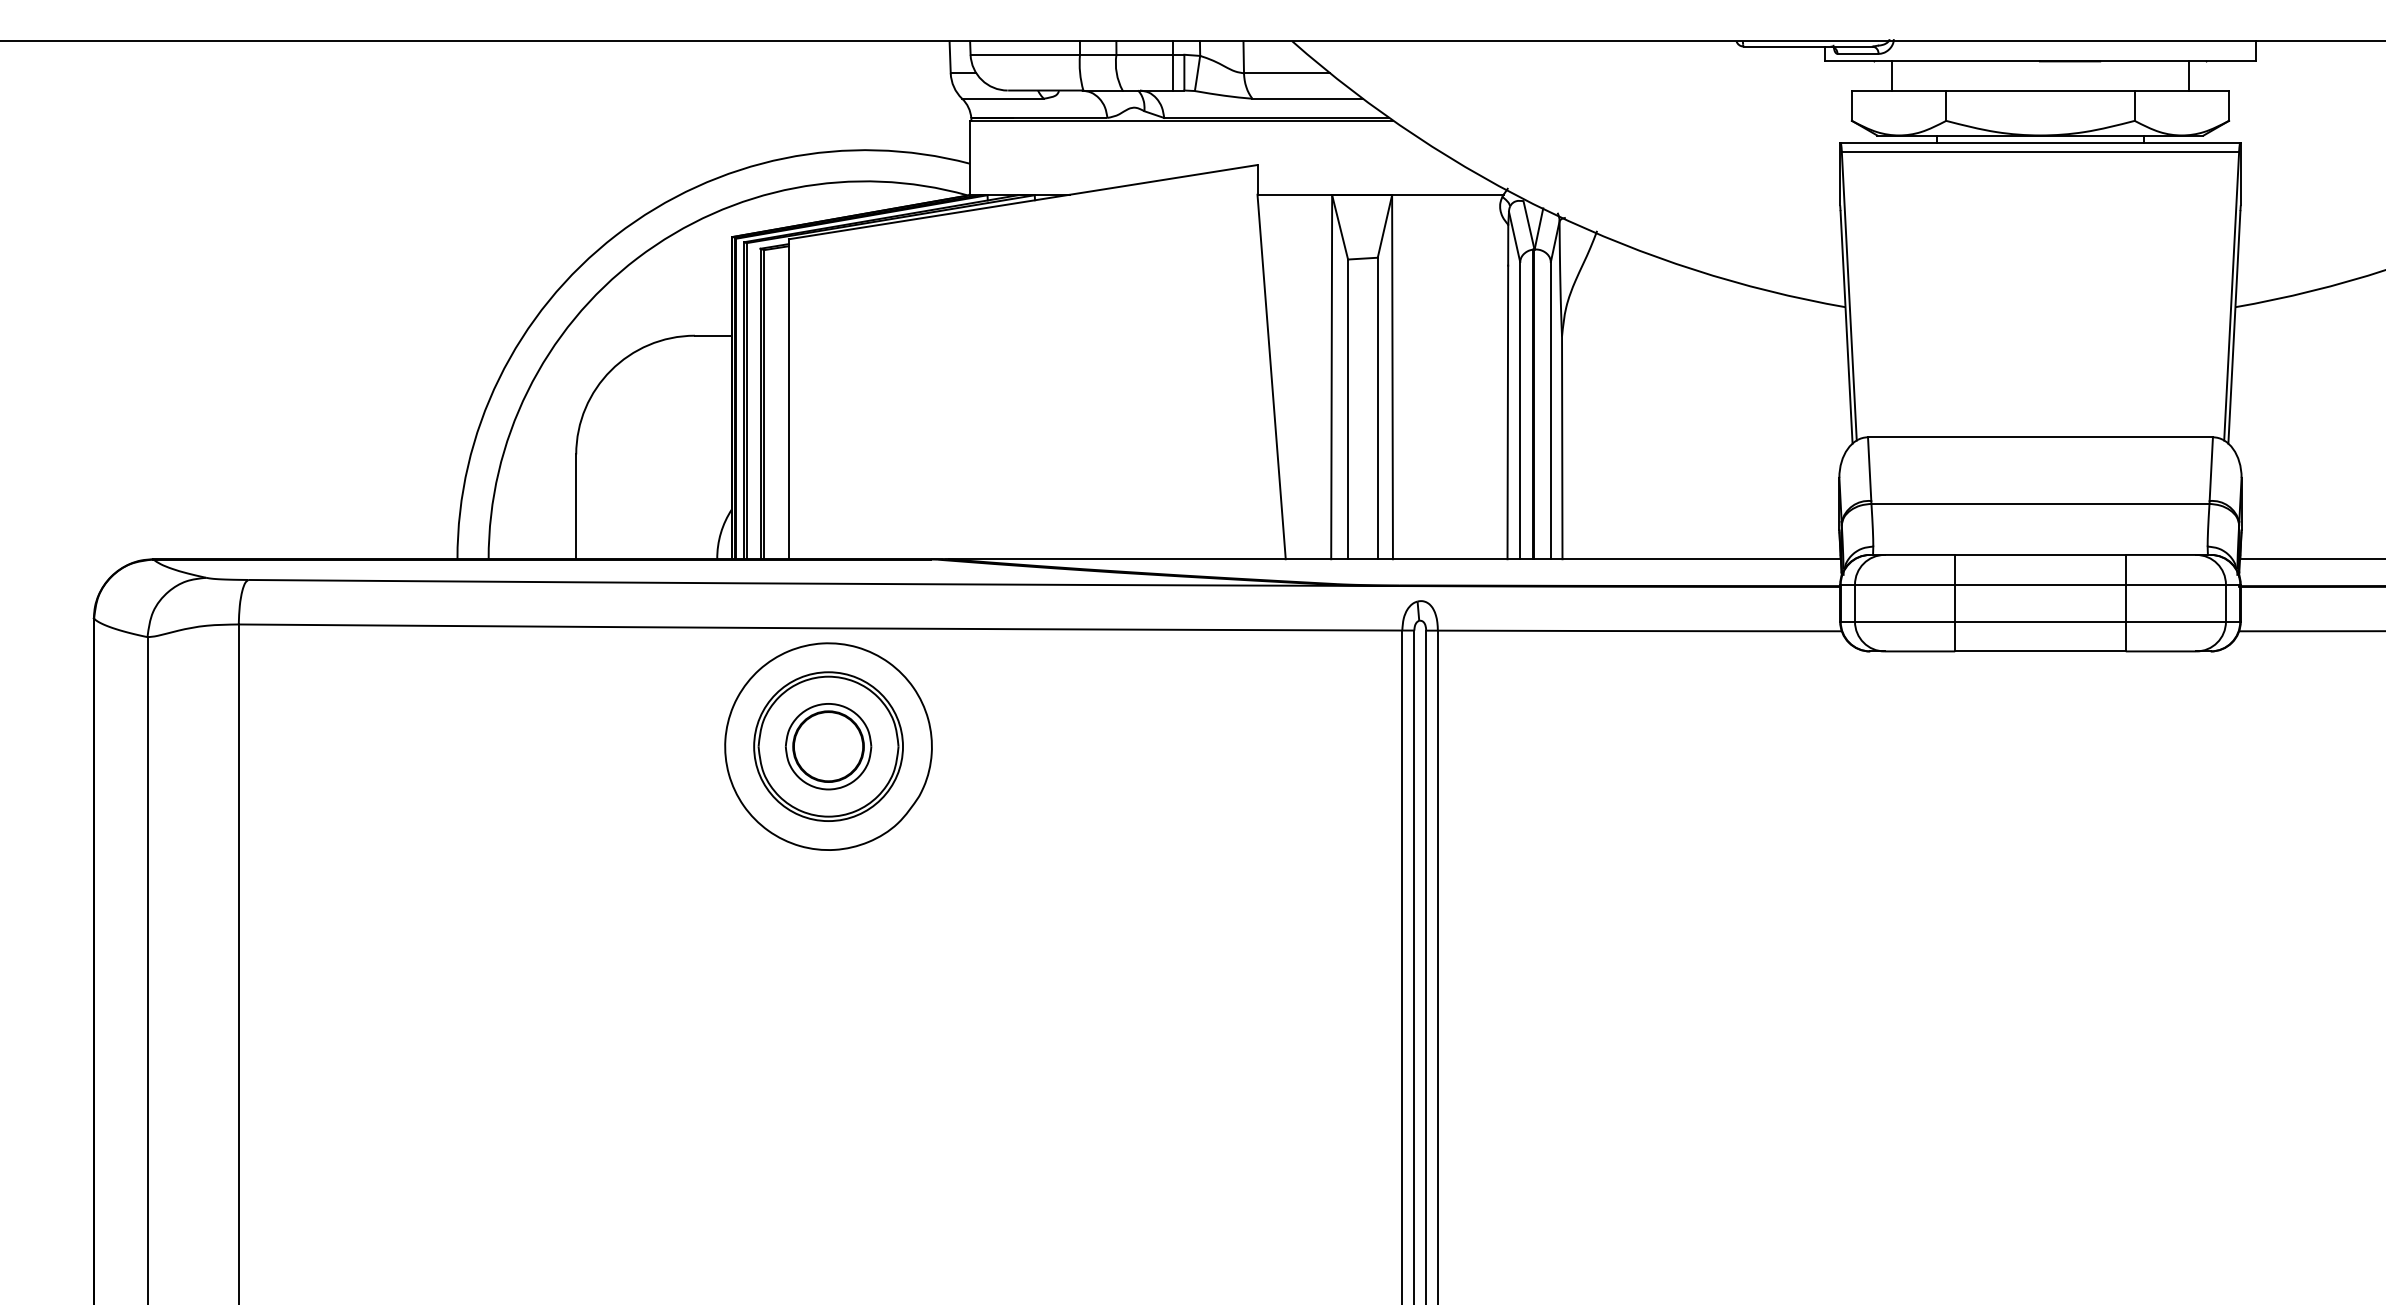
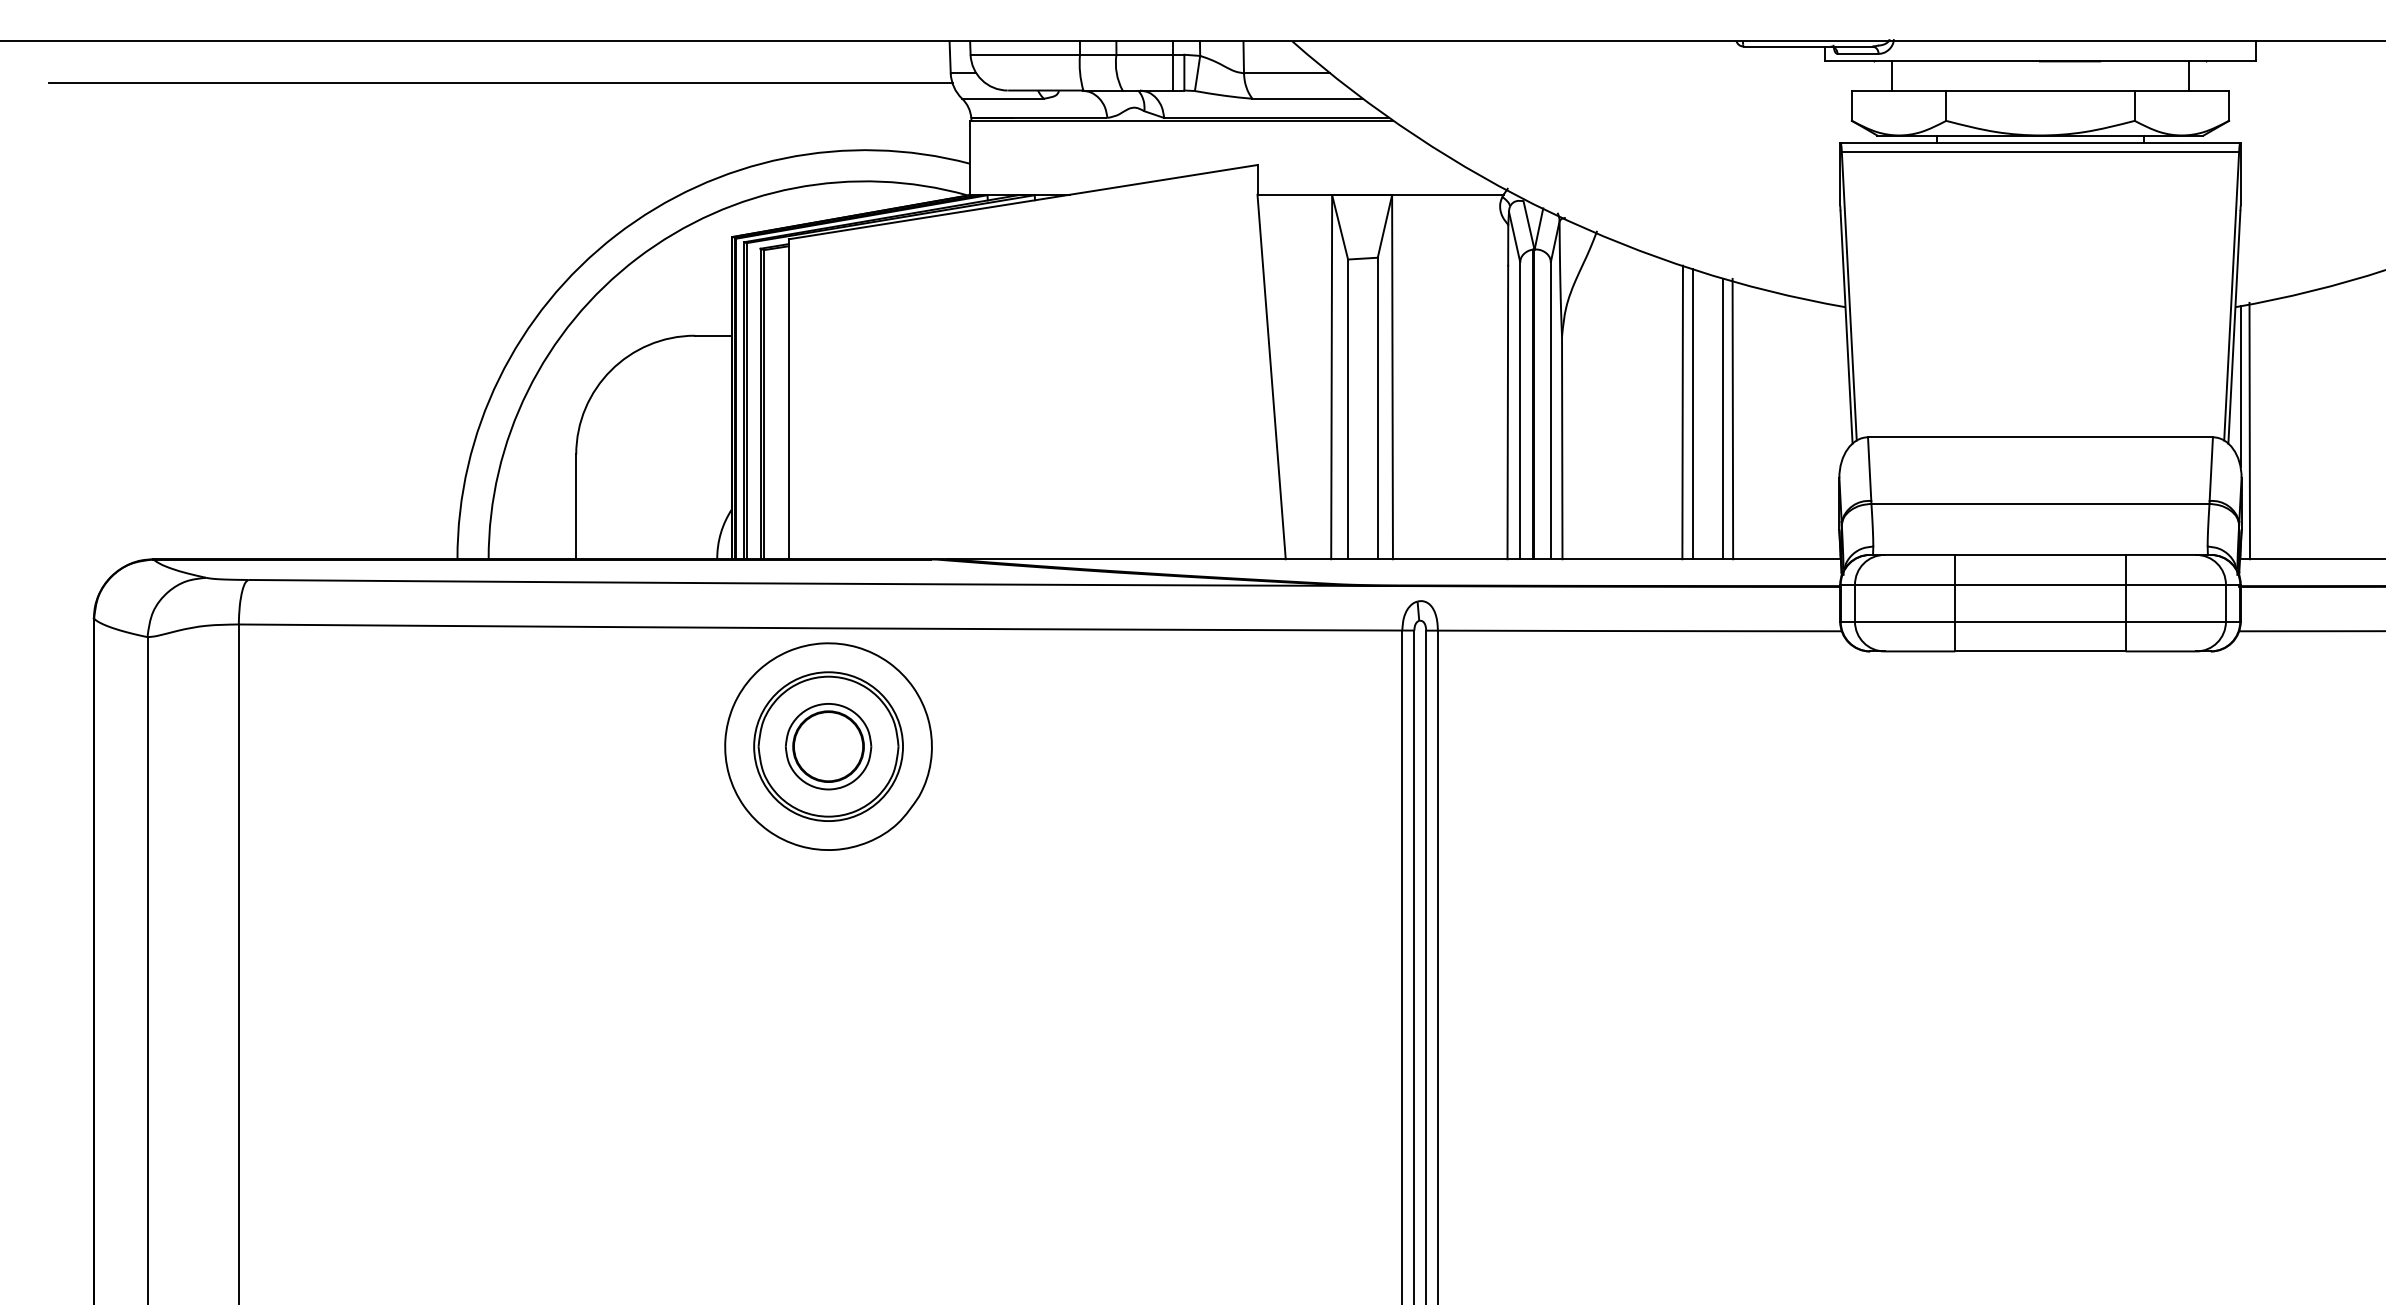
line: none -> present (500, 83)
line: none -> present (2240, 386)
line: none -> present (1682, 412)
line: none -> present (1693, 414)
line: none -> present (1722, 418)
line: none -> present (1732, 418)
line: none -> present (2249, 430)
